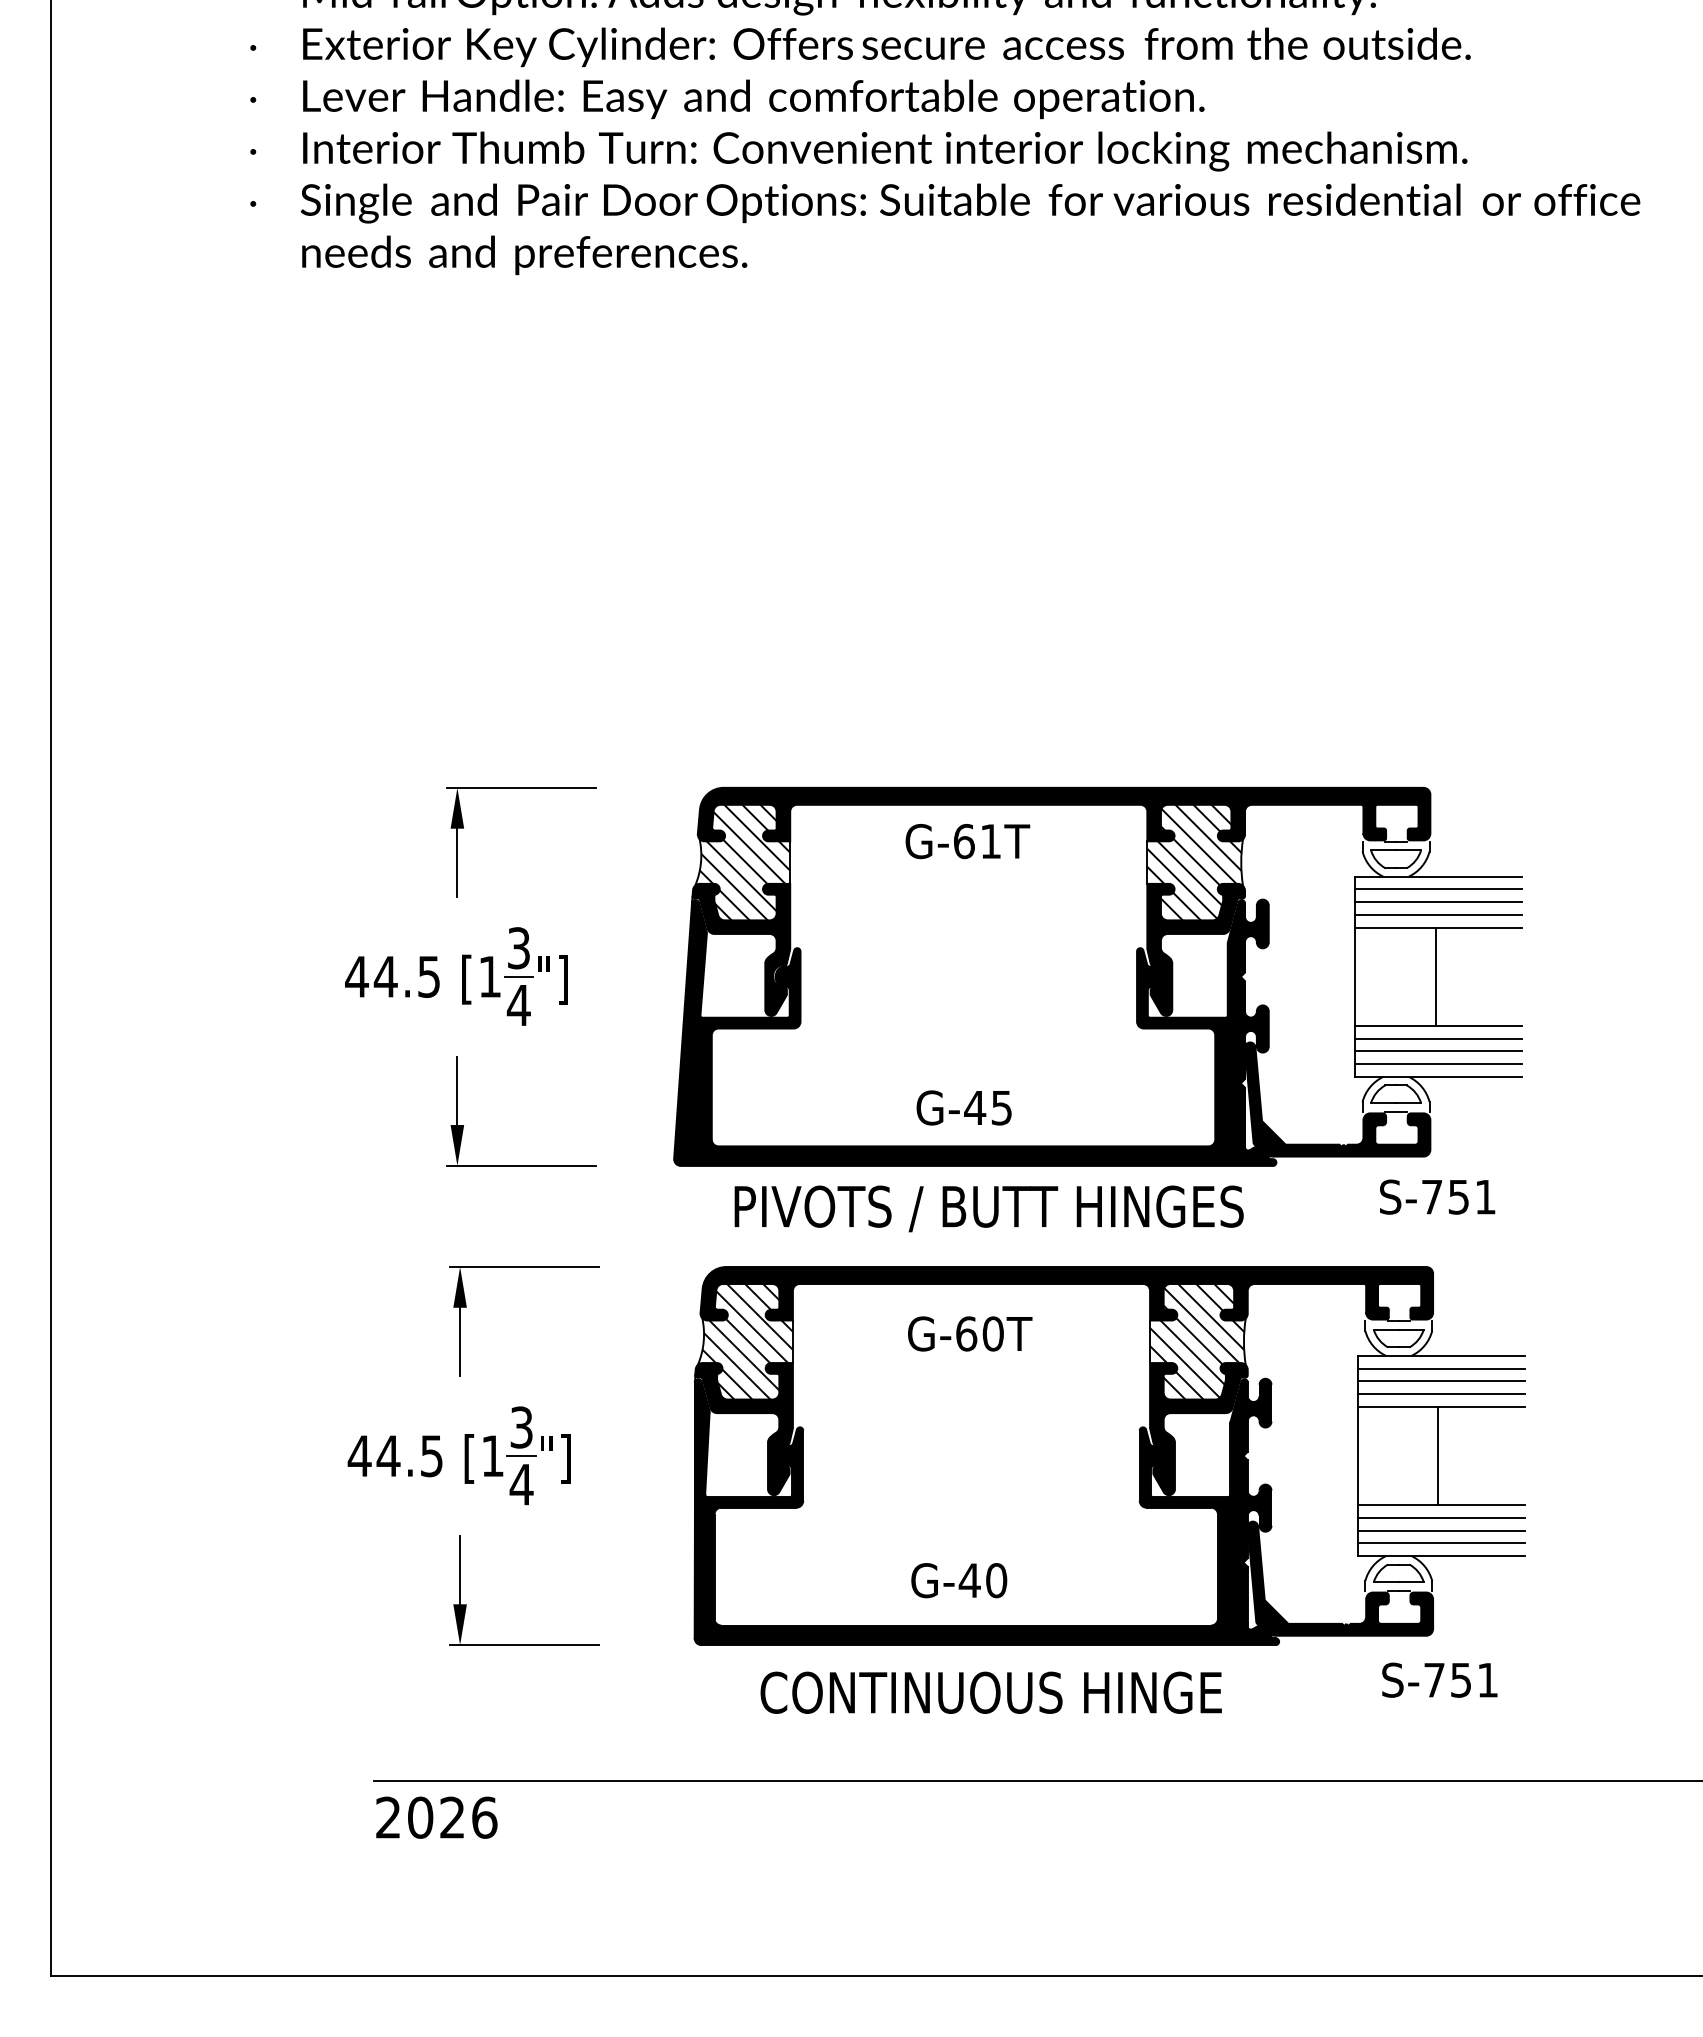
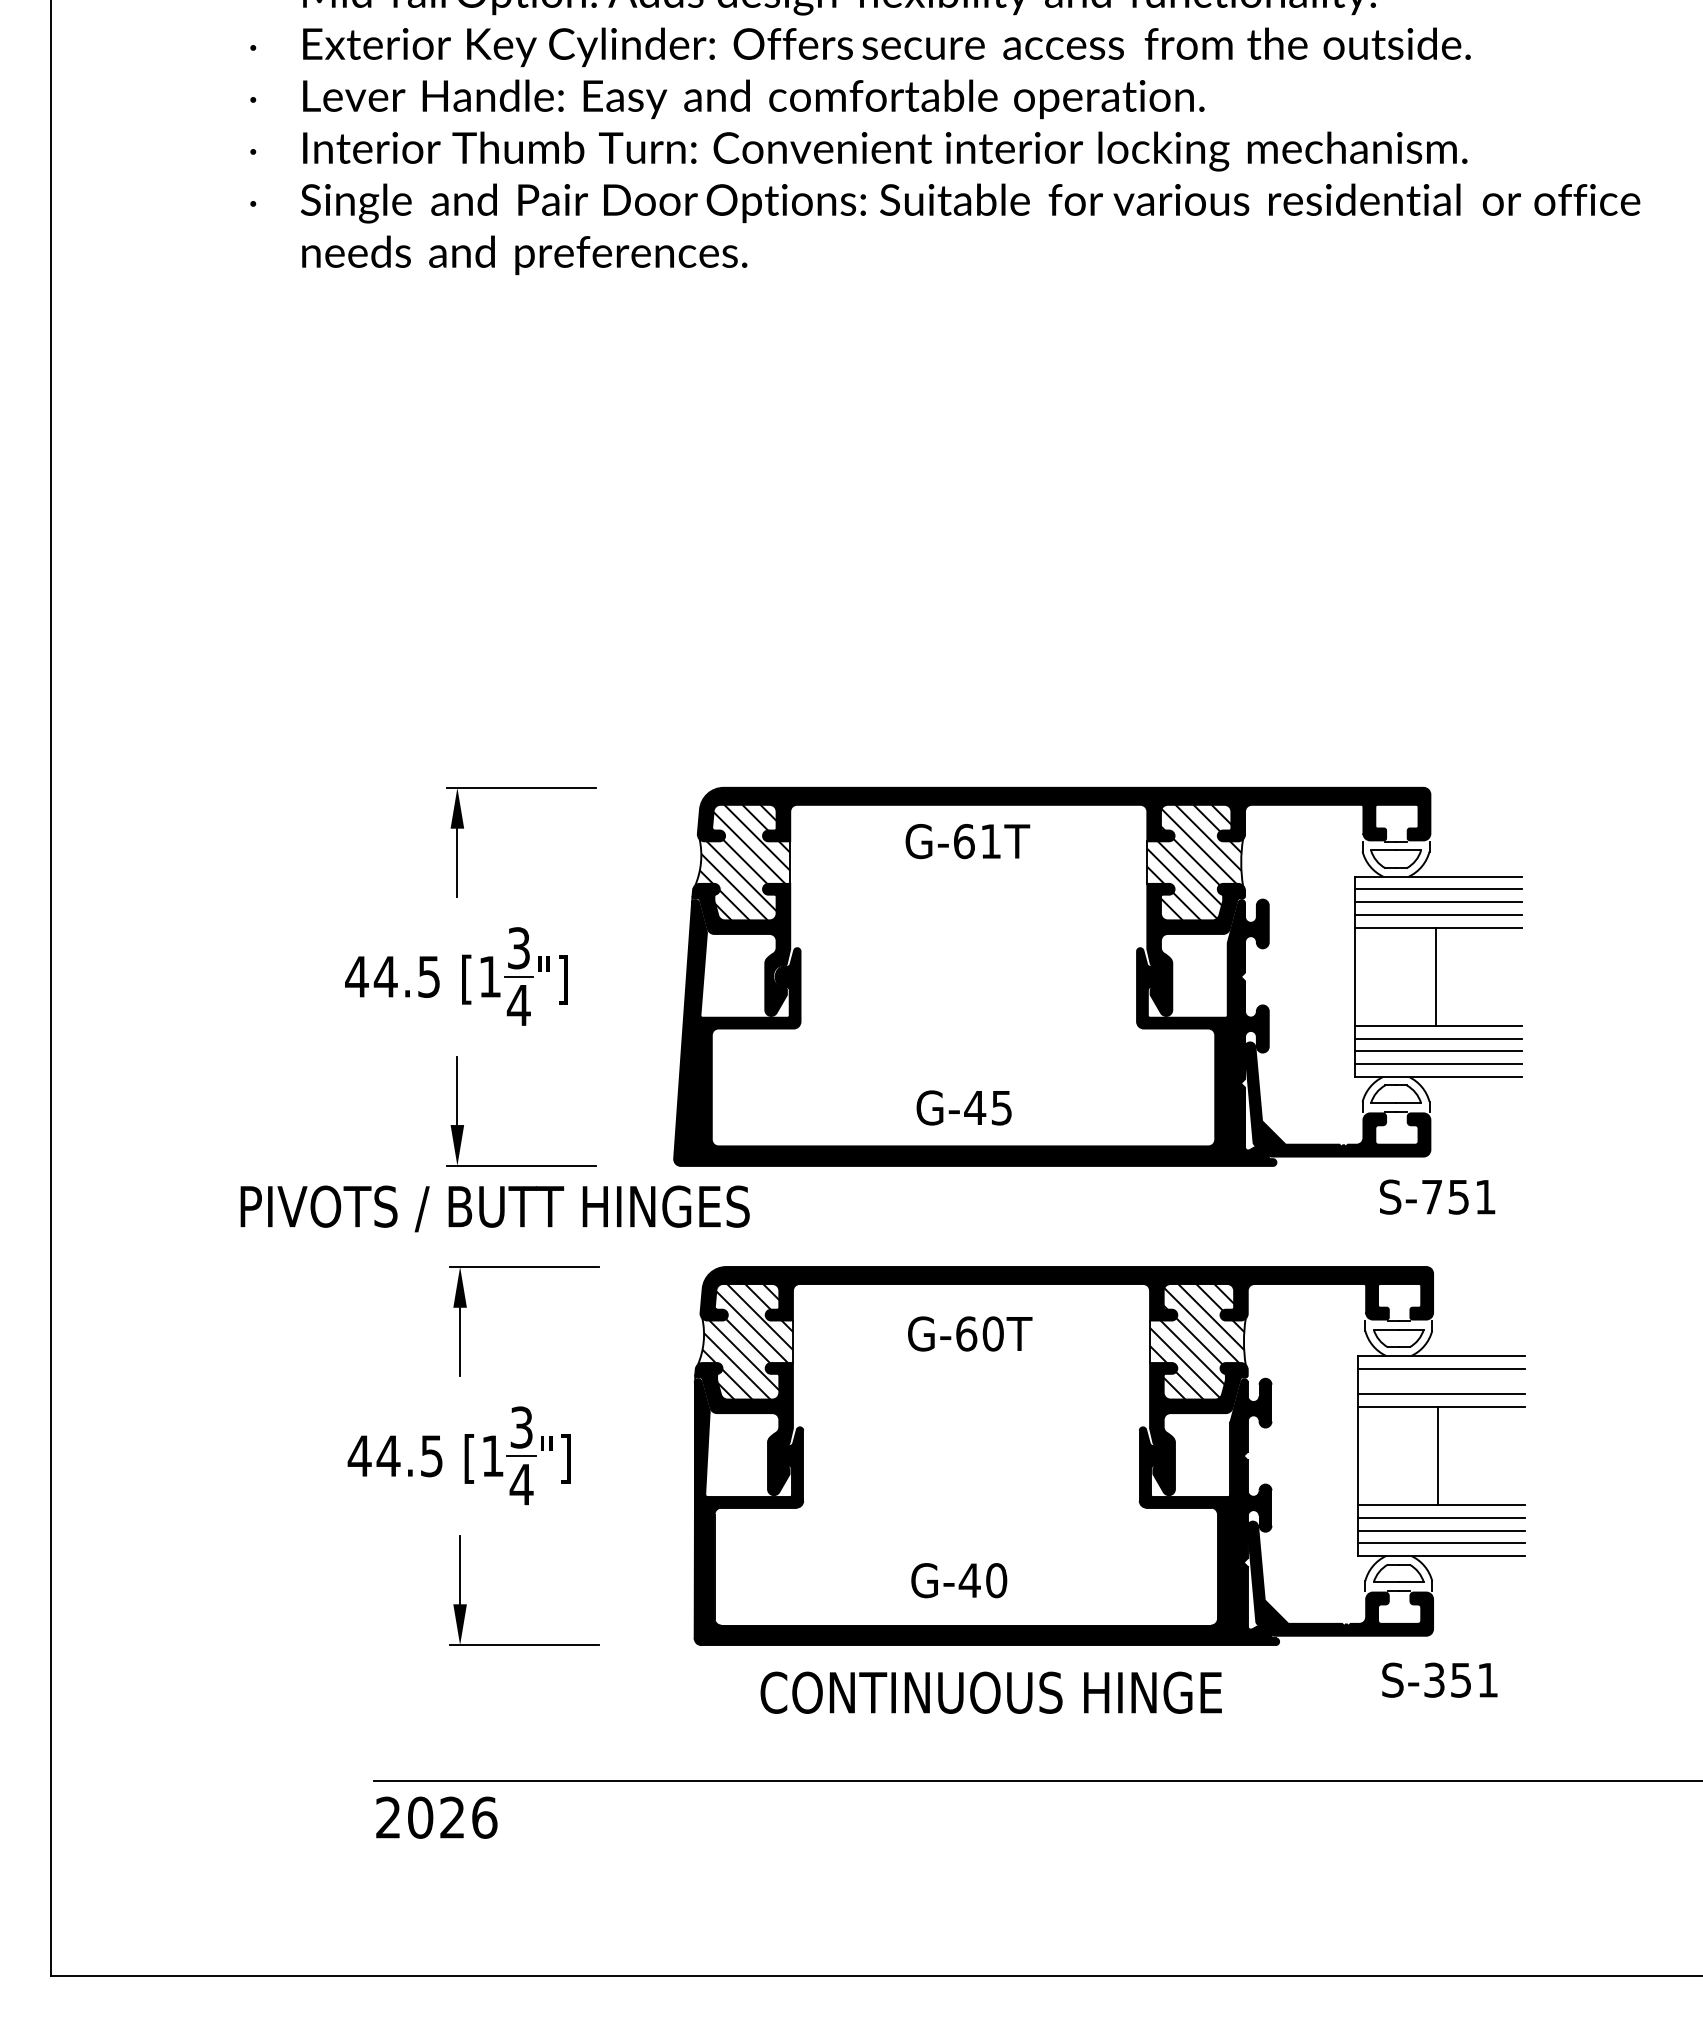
text position: (988, 1208) -> (494, 1208) (494, 1208)
line: present -> none (1440, 1381)
text: S-751 -> S-351 (1434, 1679)
